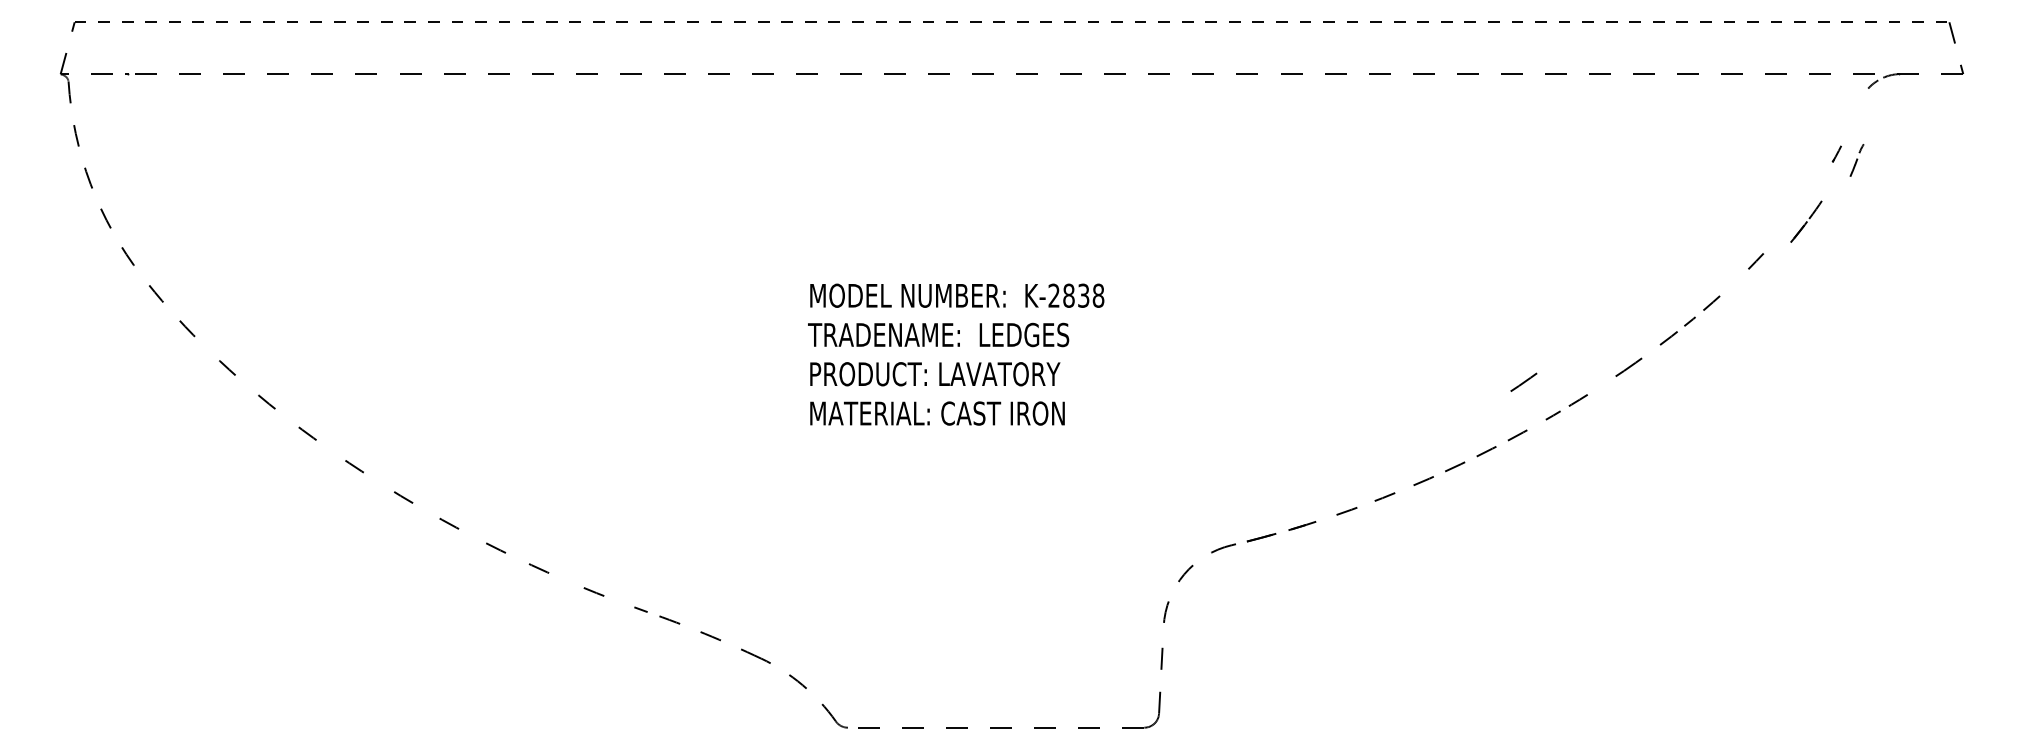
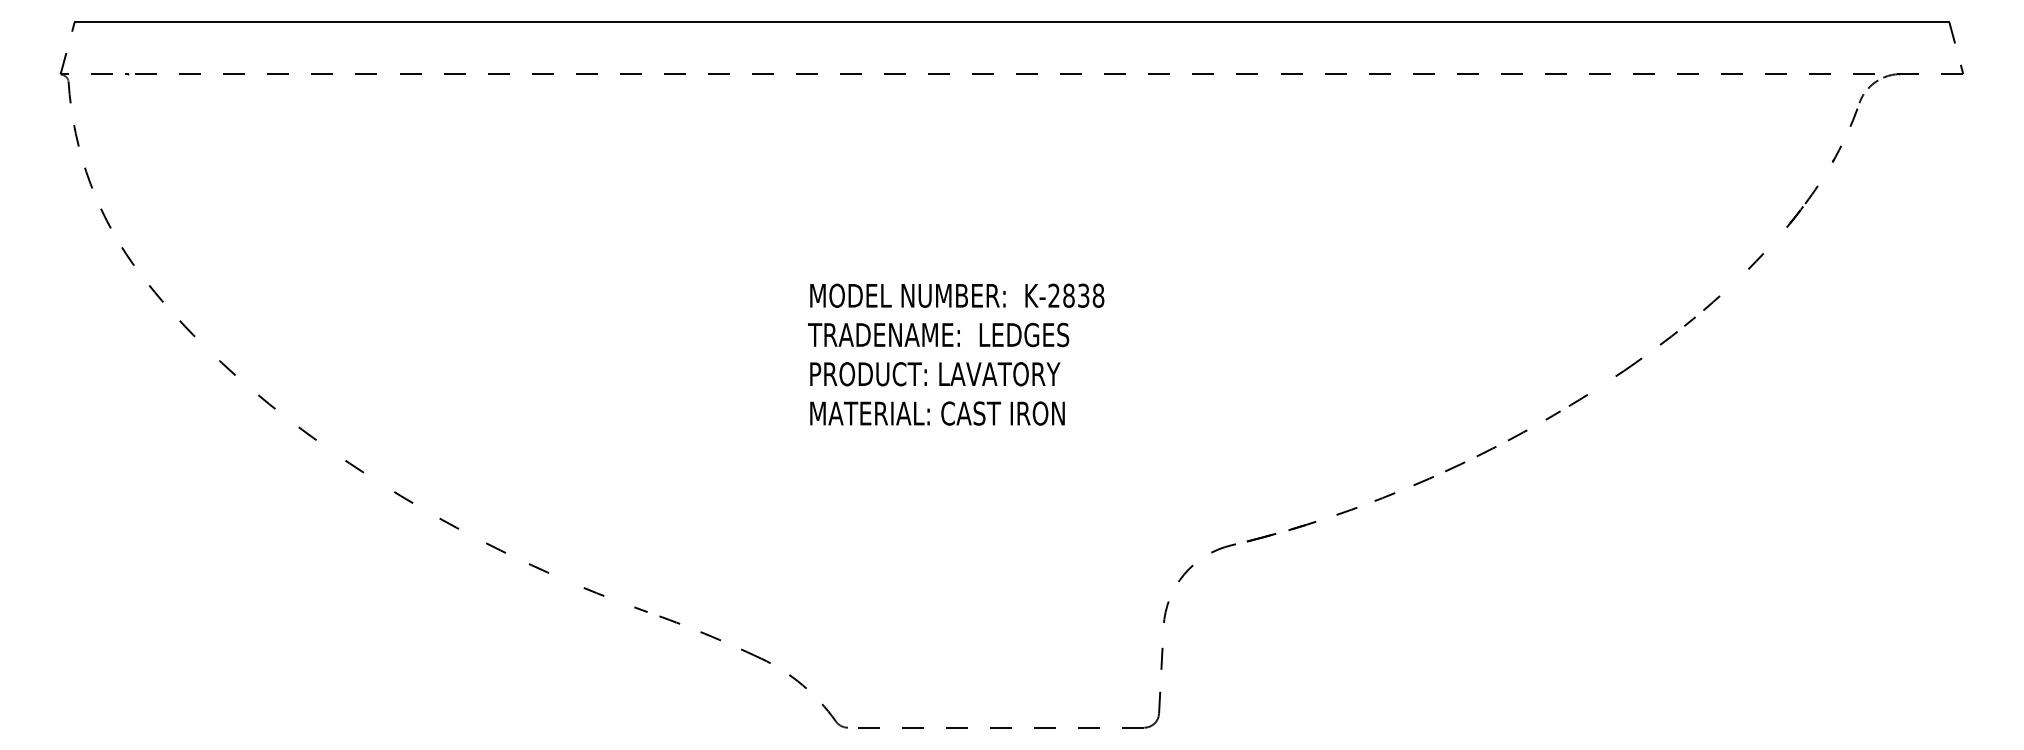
line: dashed -> solid (1012, 22)
part position: (1856, 160) -> (1856, 110) (1856, 110)
line position: (1806, 221) -> (1802, 206) (1802, 206)
line: present -> none (1523, 381)
